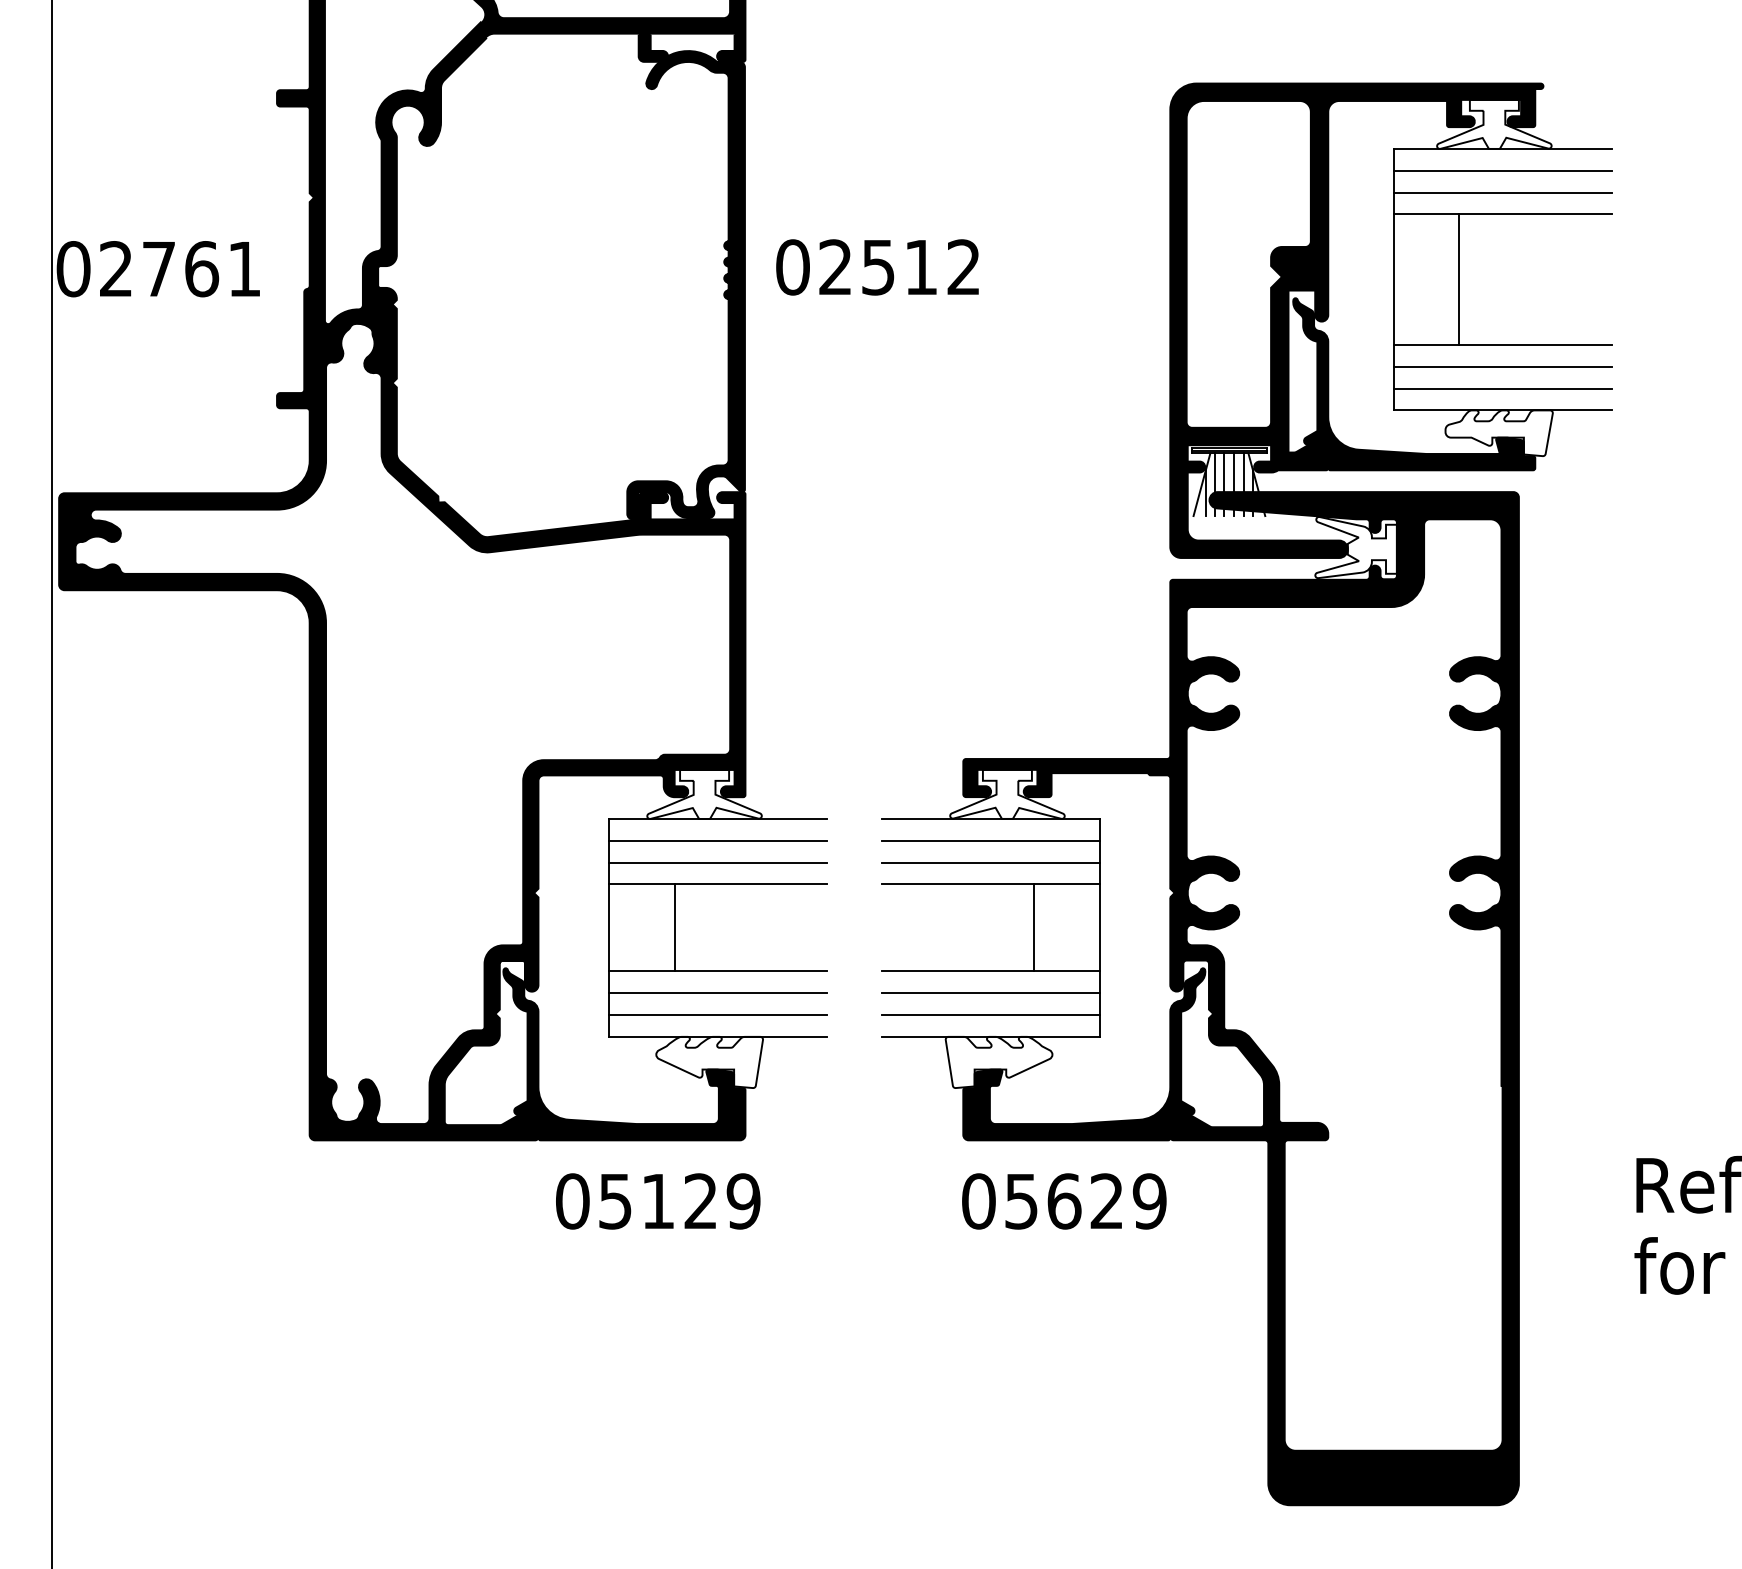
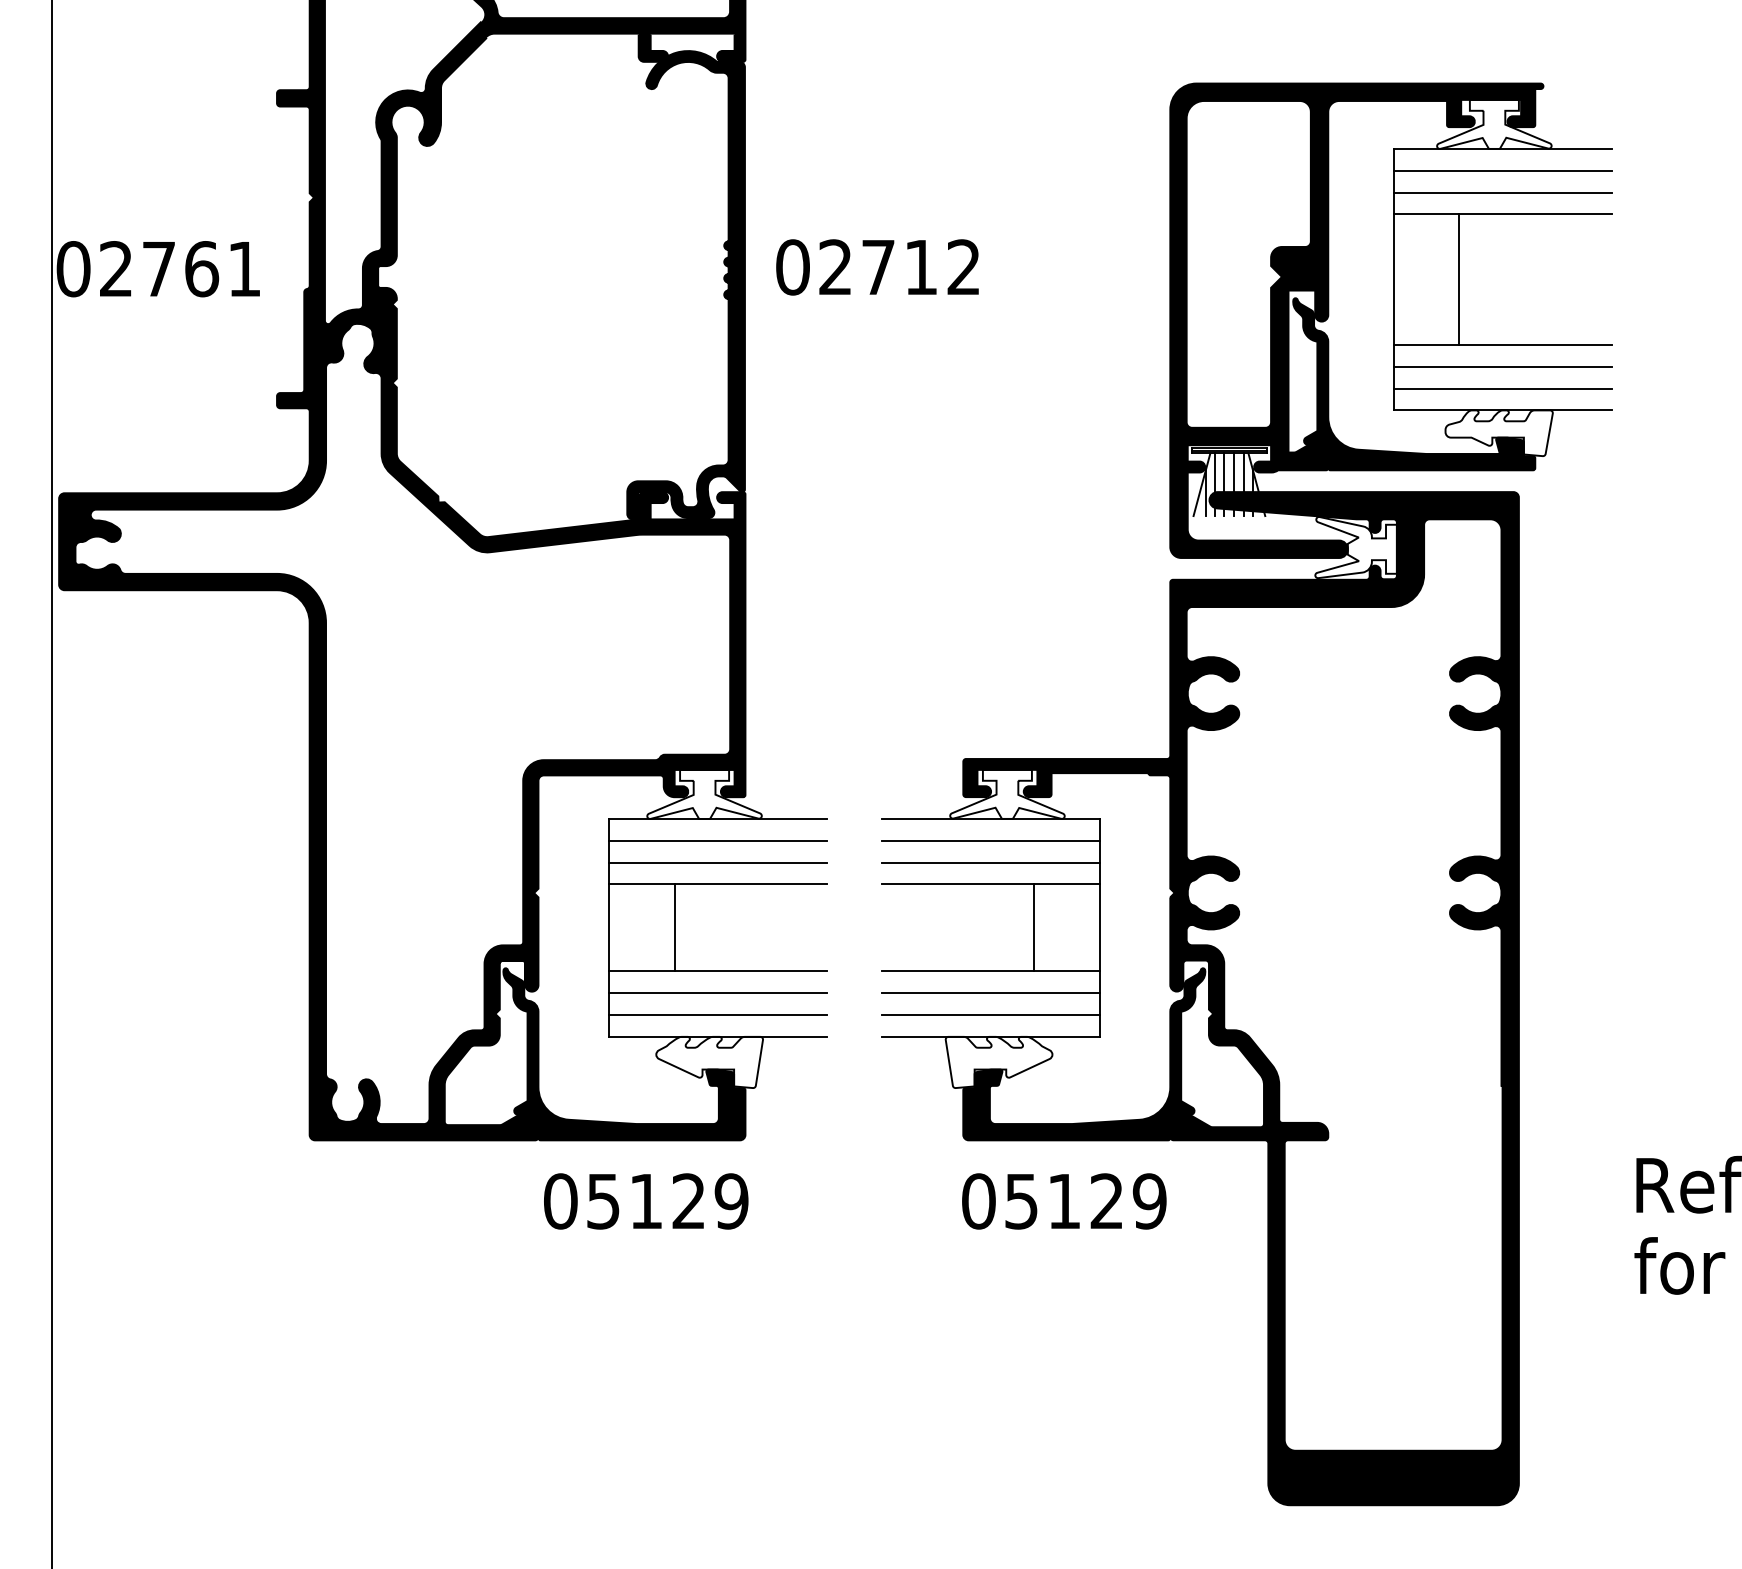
text: 02512 -> 02712 (878, 267)
text position: (658, 1201) -> (646, 1201) (646, 1201)
text: 05629 -> 05129 (1064, 1201)
